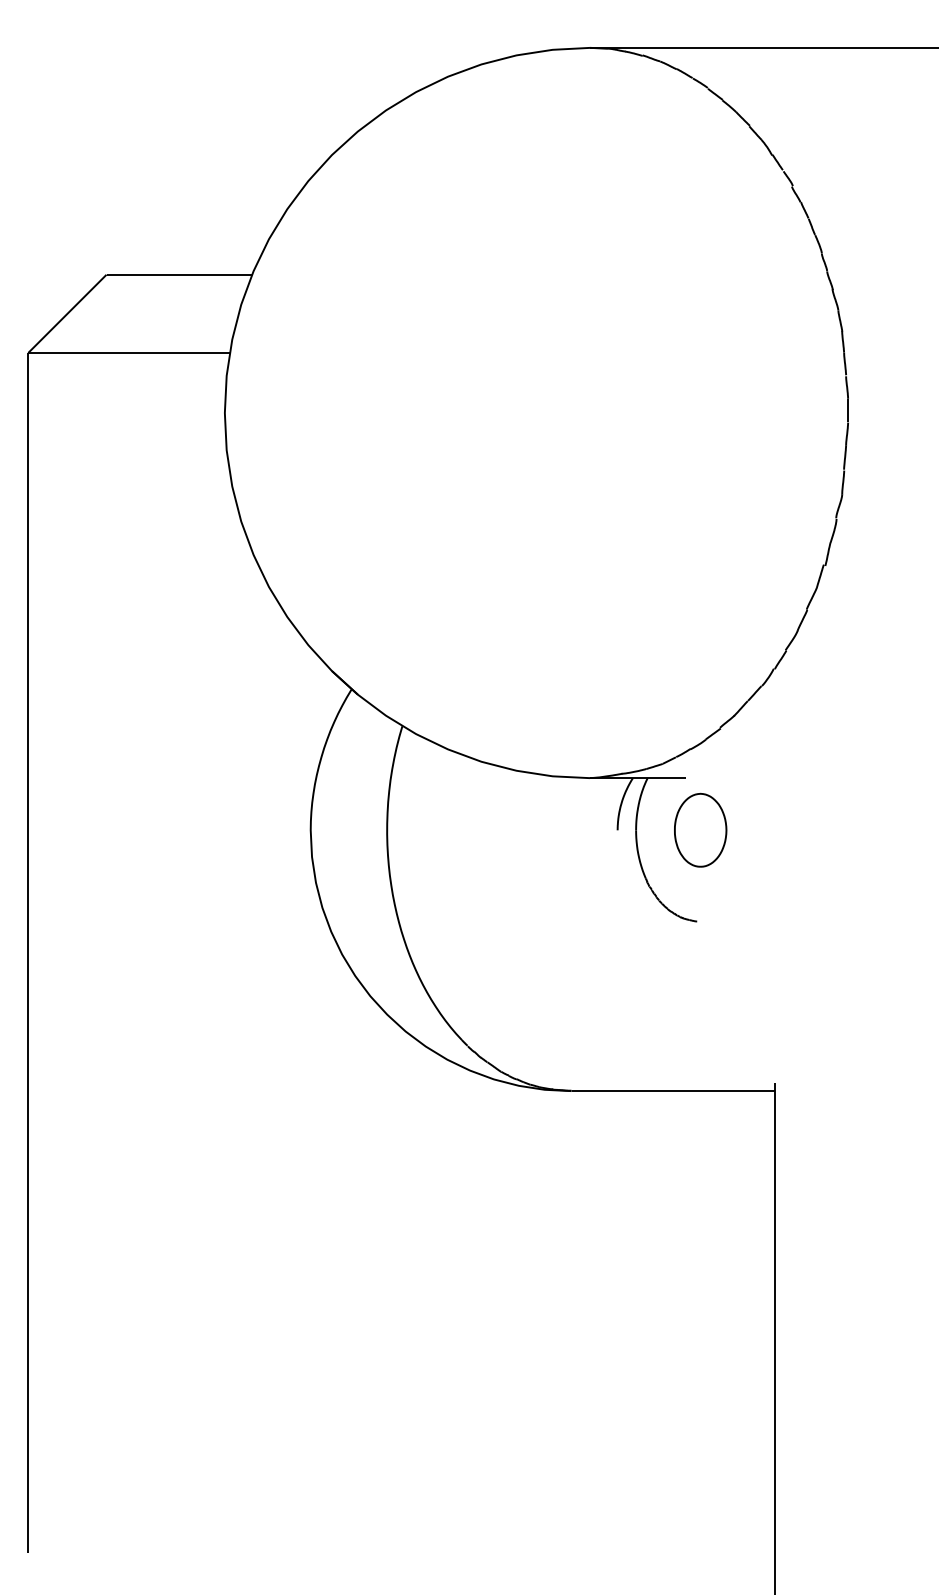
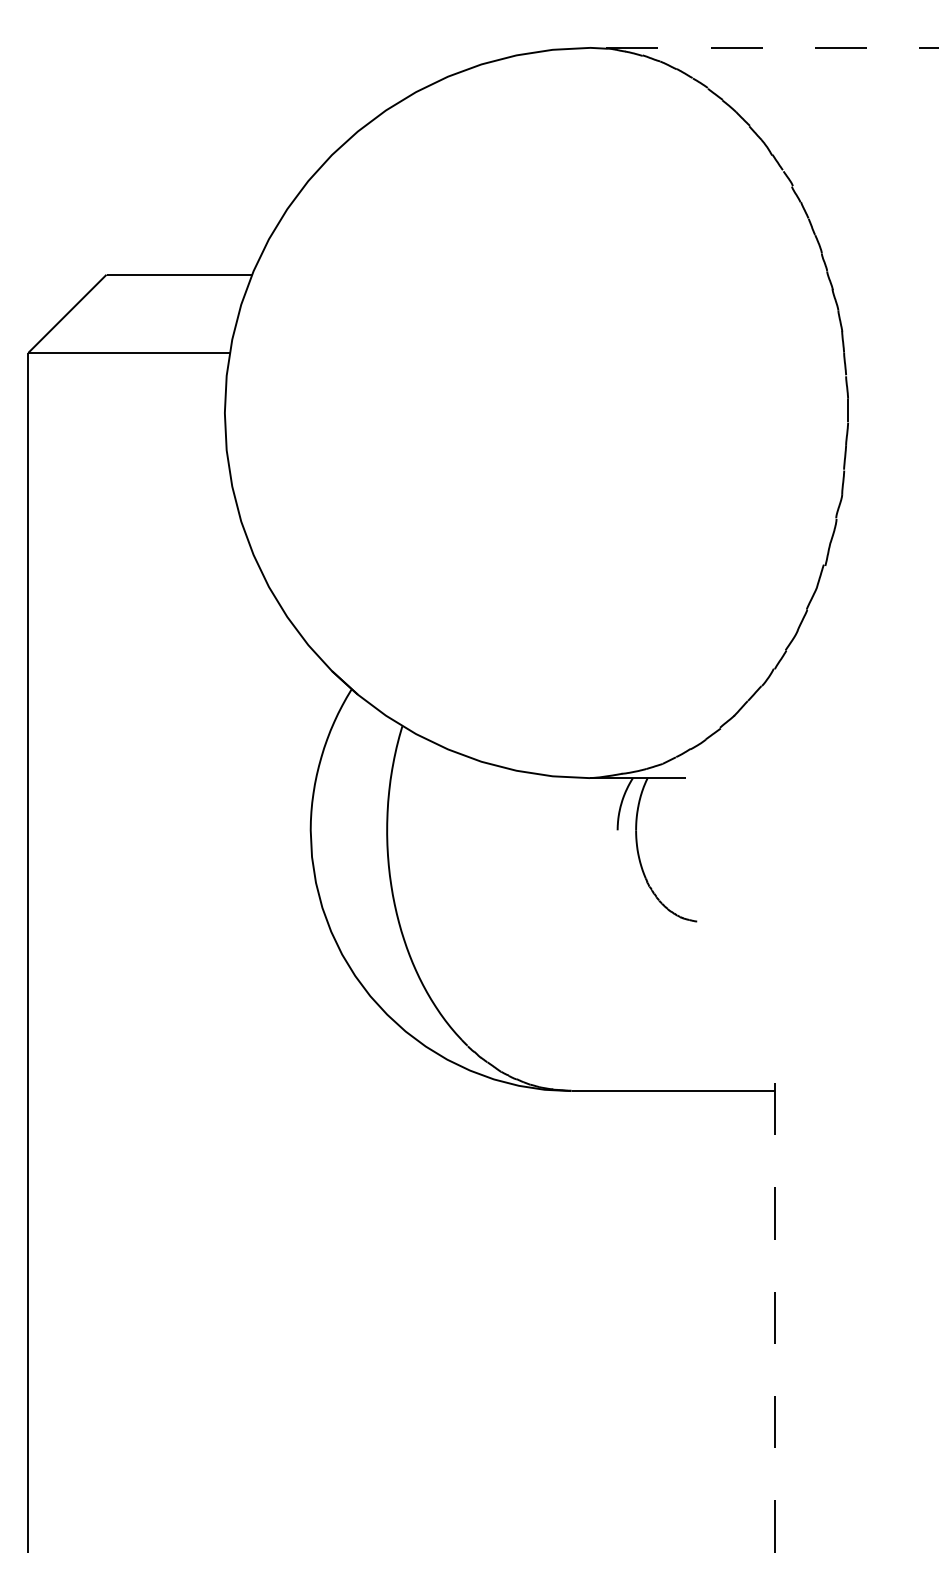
line: solid -> dashed (763, 47)
part: present -> none (700, 829)
line: solid -> dashed (775, 1338)
